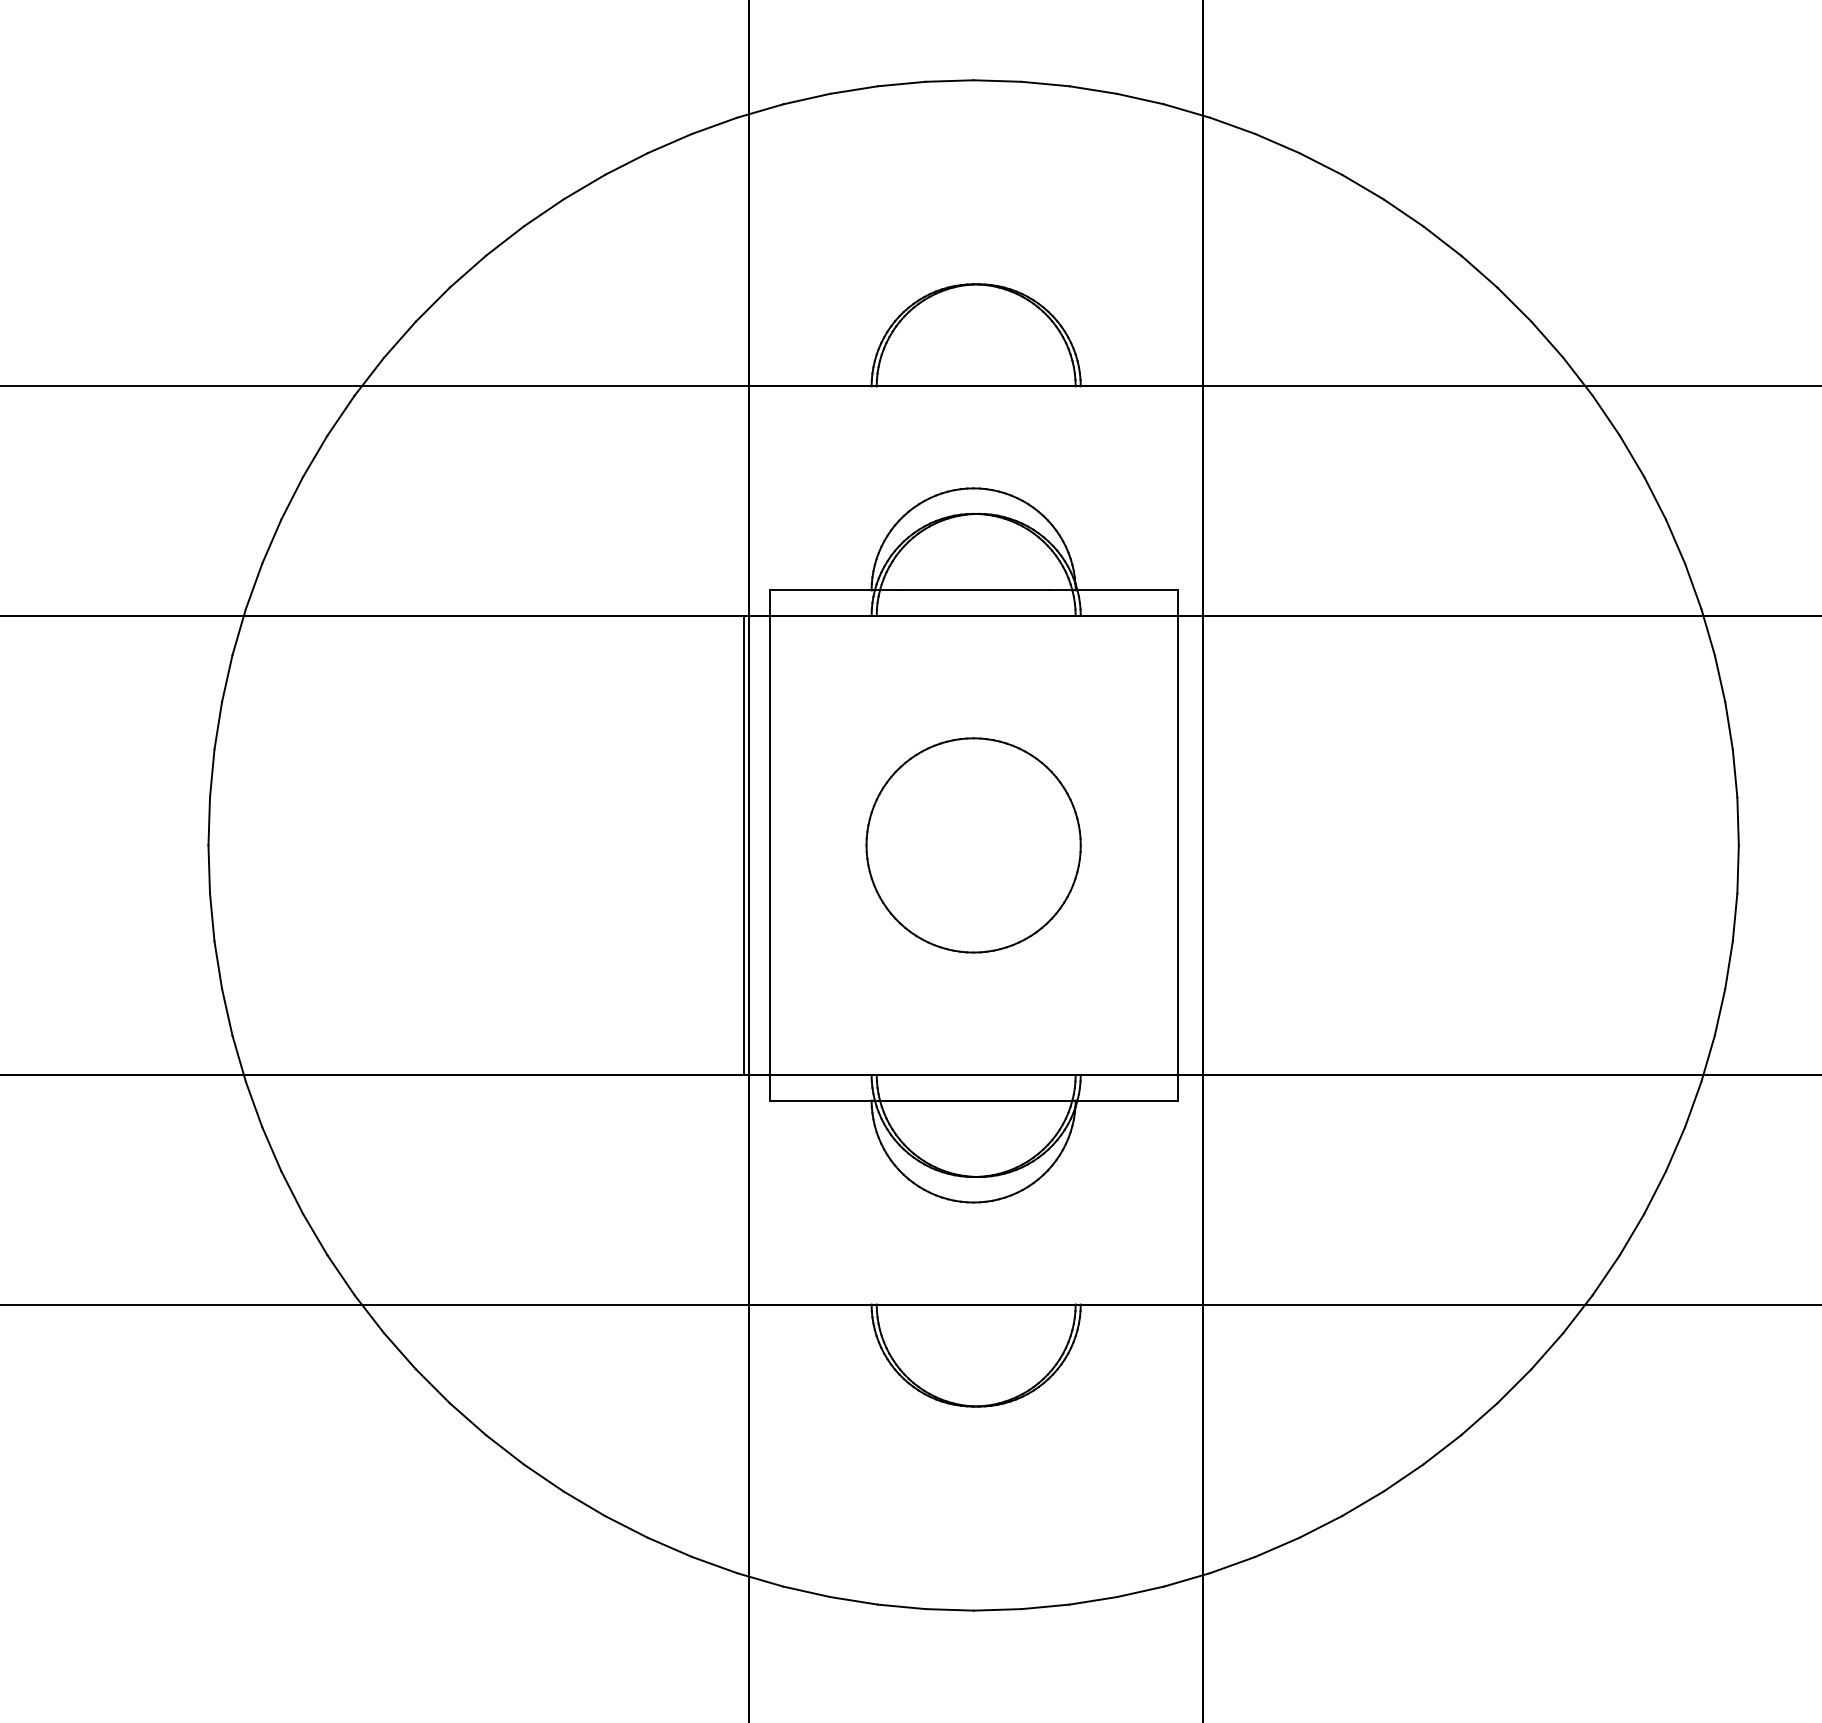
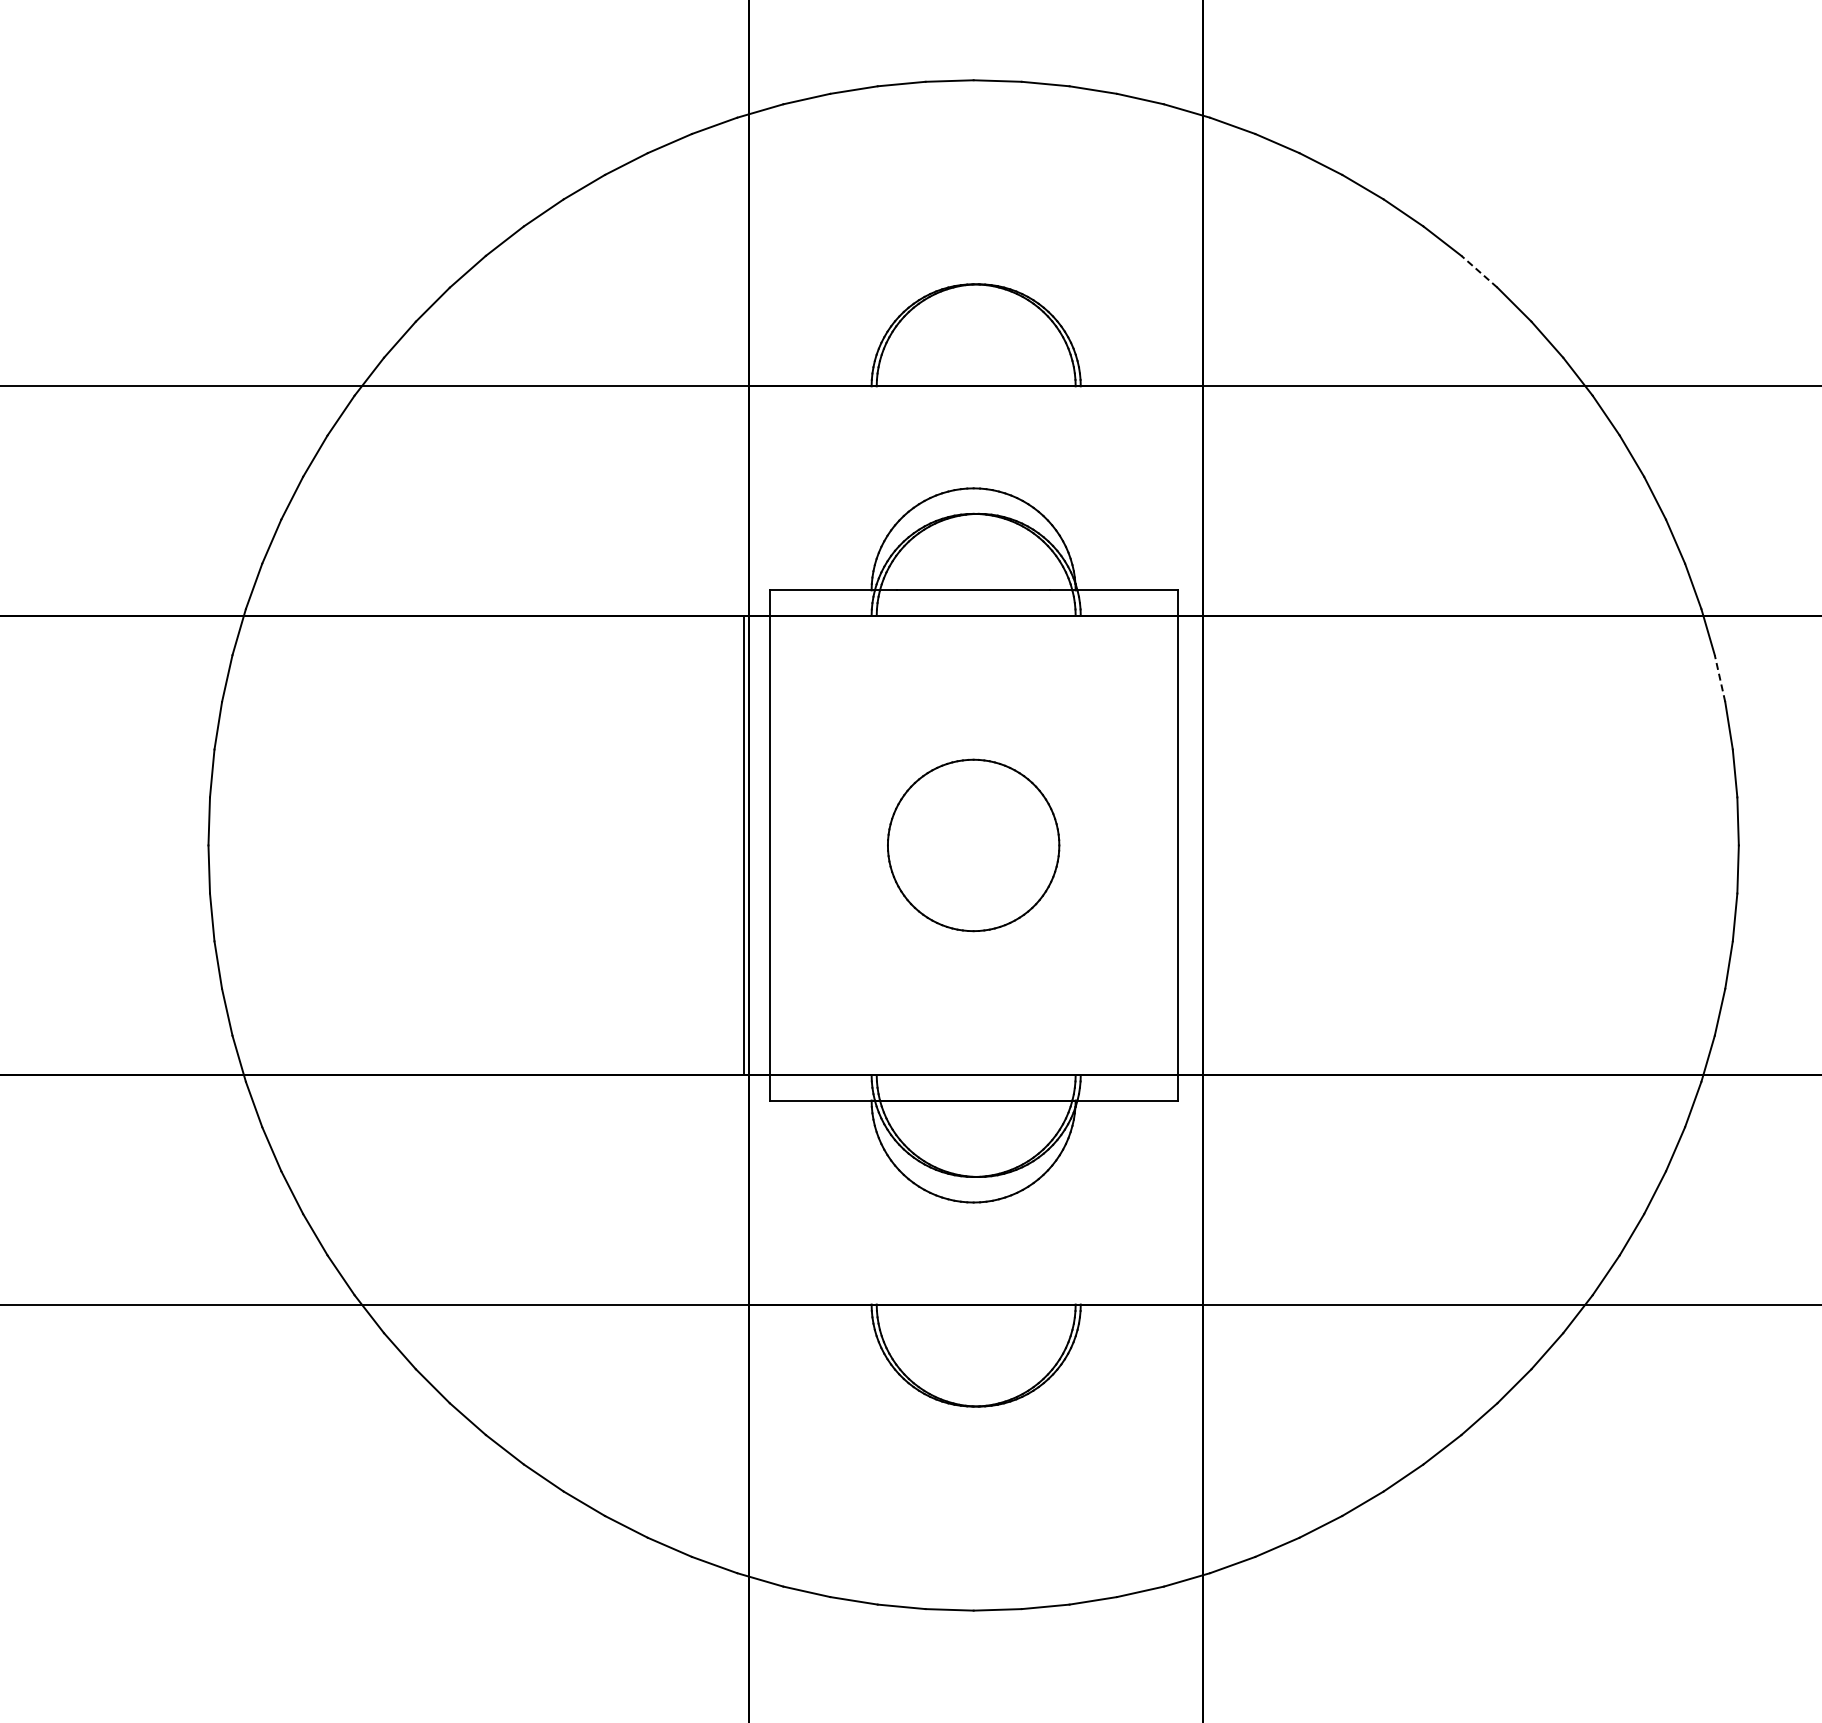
line: solid -> dashed (1479, 271)
line: solid -> dashed (1719, 678)
part size: 217x217 px -> 174x175 px (973, 845)
